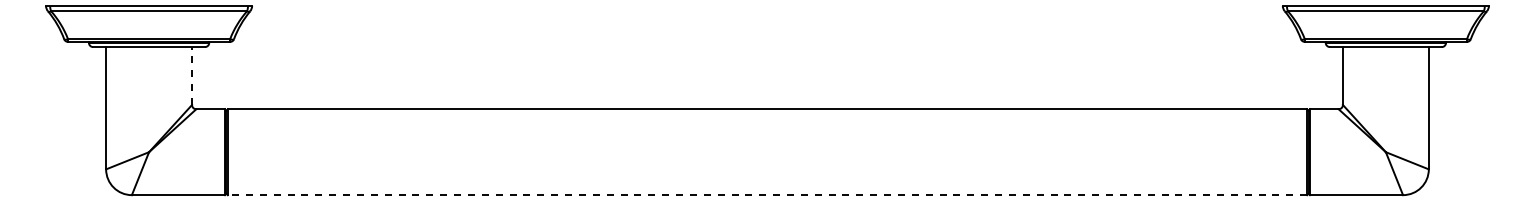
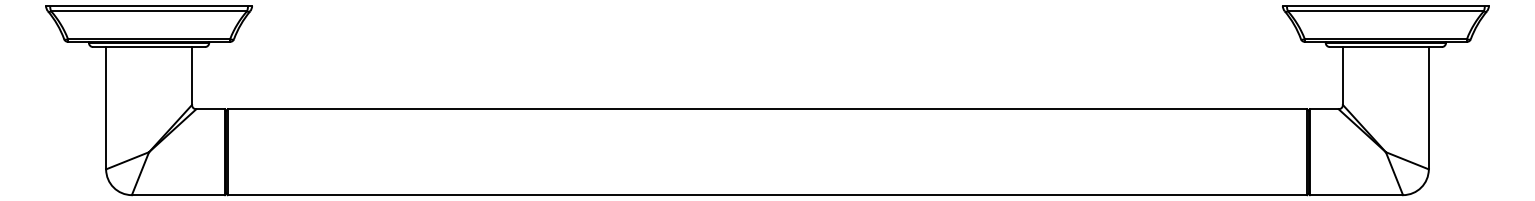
line: dashed -> solid (192, 76)
line: dashed -> solid (767, 195)
